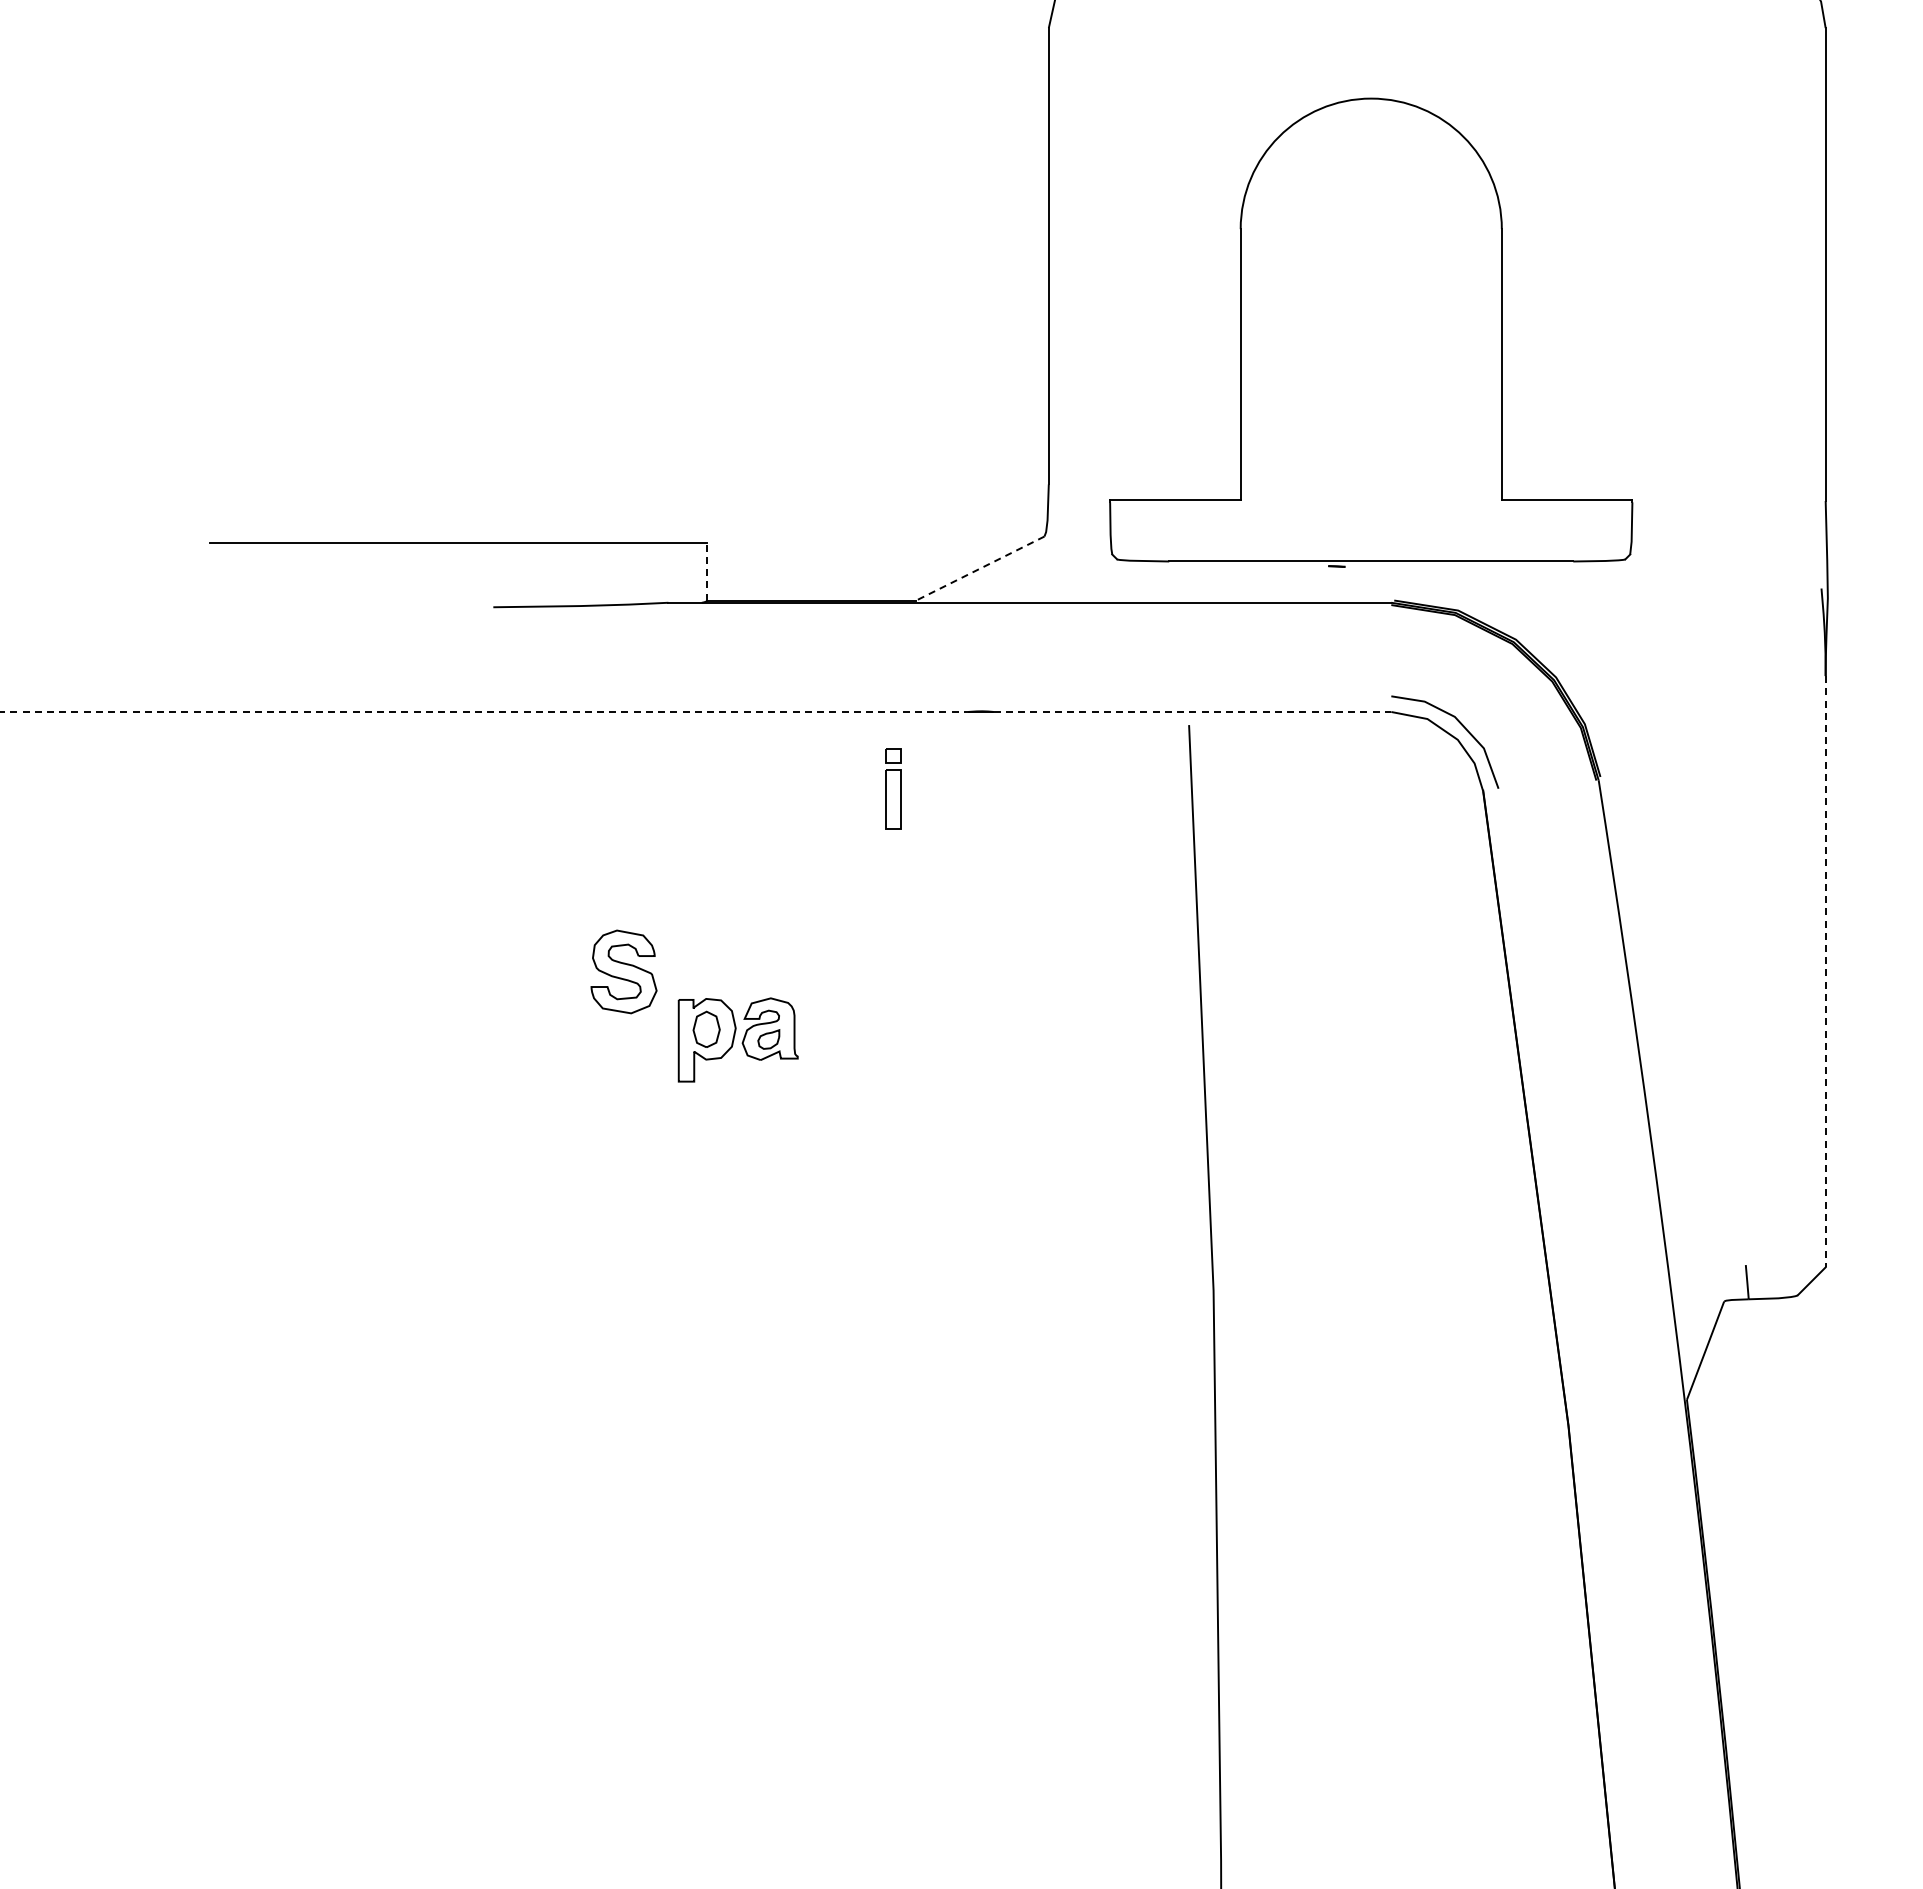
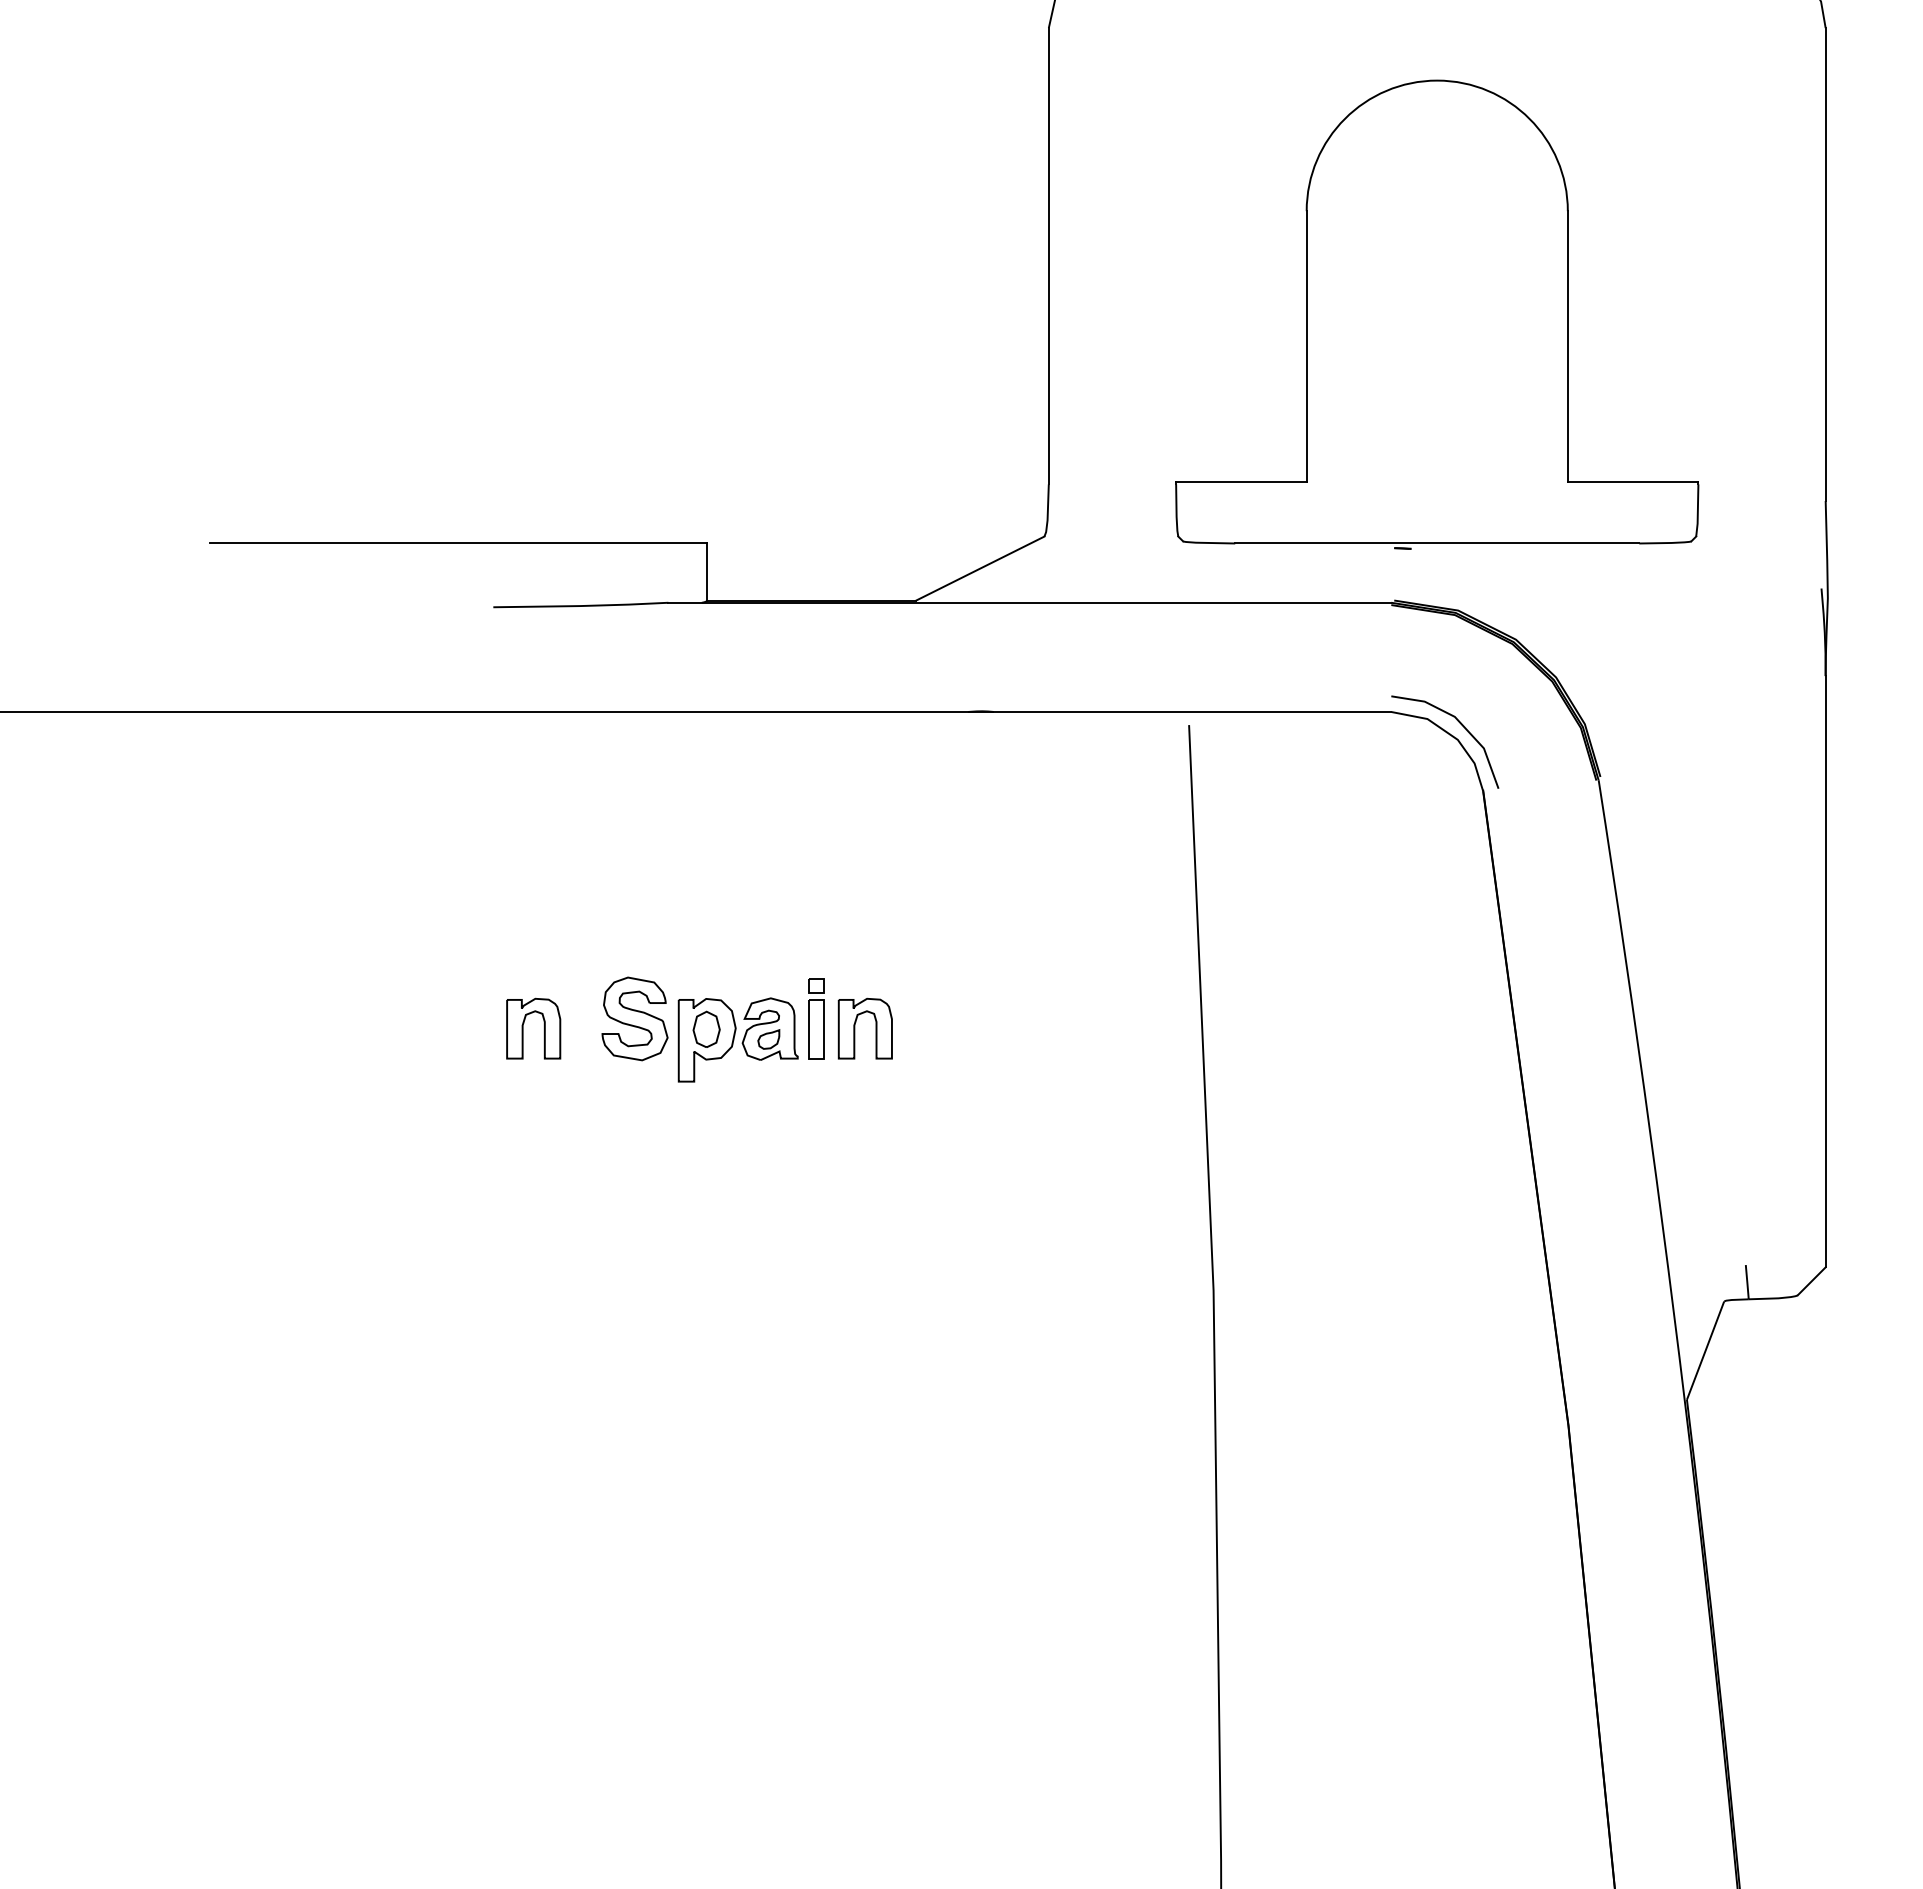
part position: (1371, 332) -> (1437, 314) (1437, 314)
line: dashed -> solid (980, 568)
line: dashed -> solid (707, 571)
line: dashed -> solid (484, 711)
line: dashed -> solid (1192, 711)
part position: (893, 788) -> (816, 1018) (816, 1018)
part position: (623, 971) -> (634, 1018) (634, 1018)
line: dashed -> solid (1825, 971)
part: none -> present (523, 1028)
part: none -> present (855, 1028)
